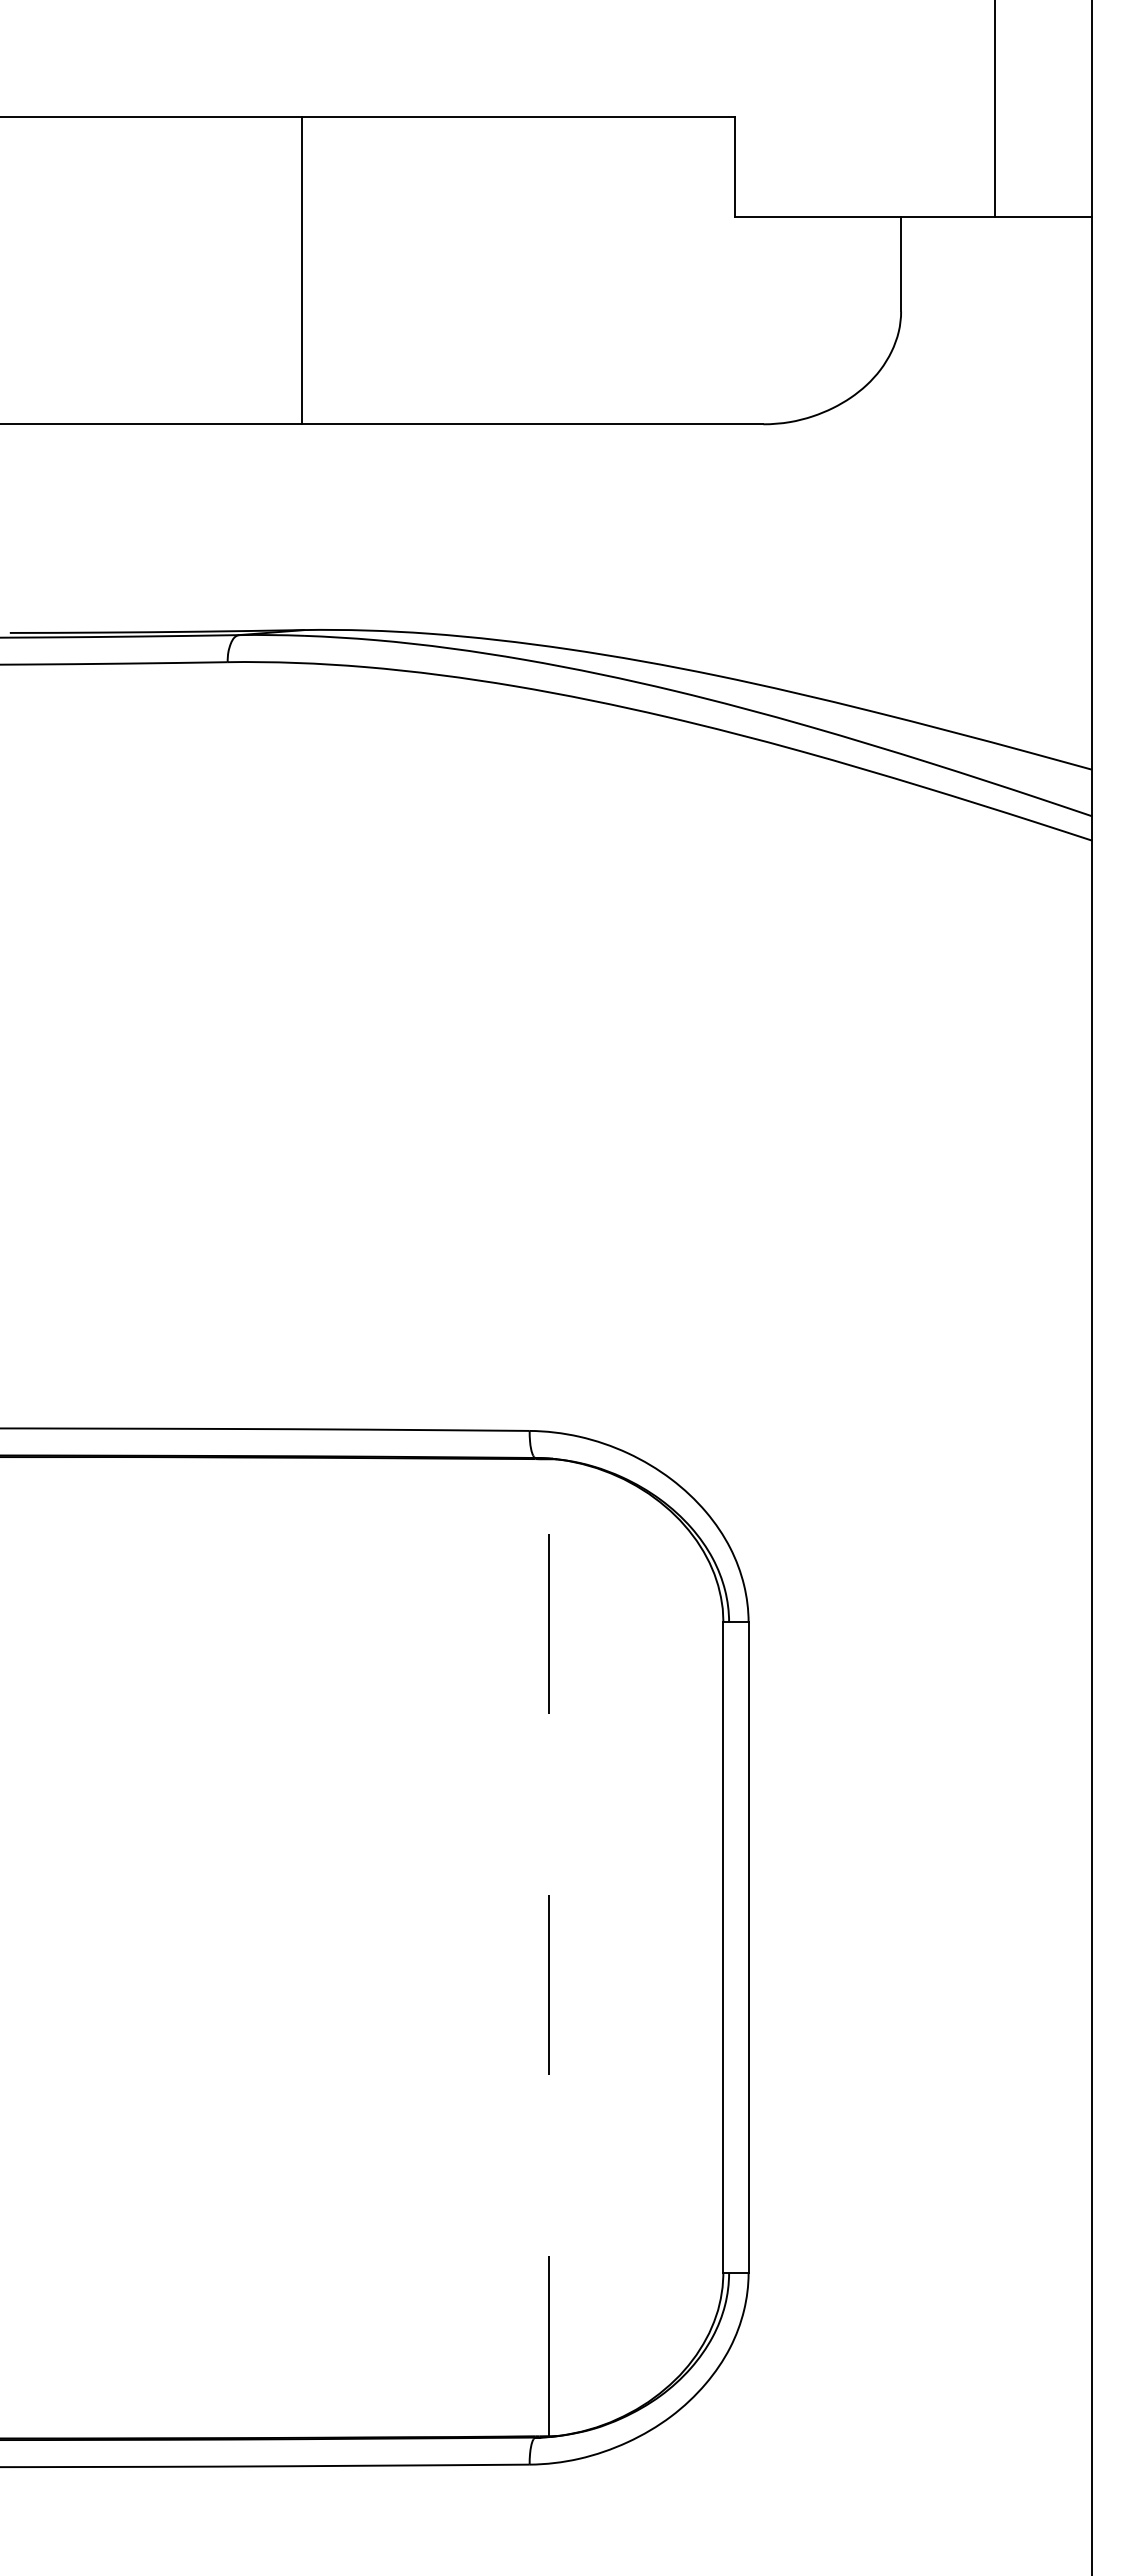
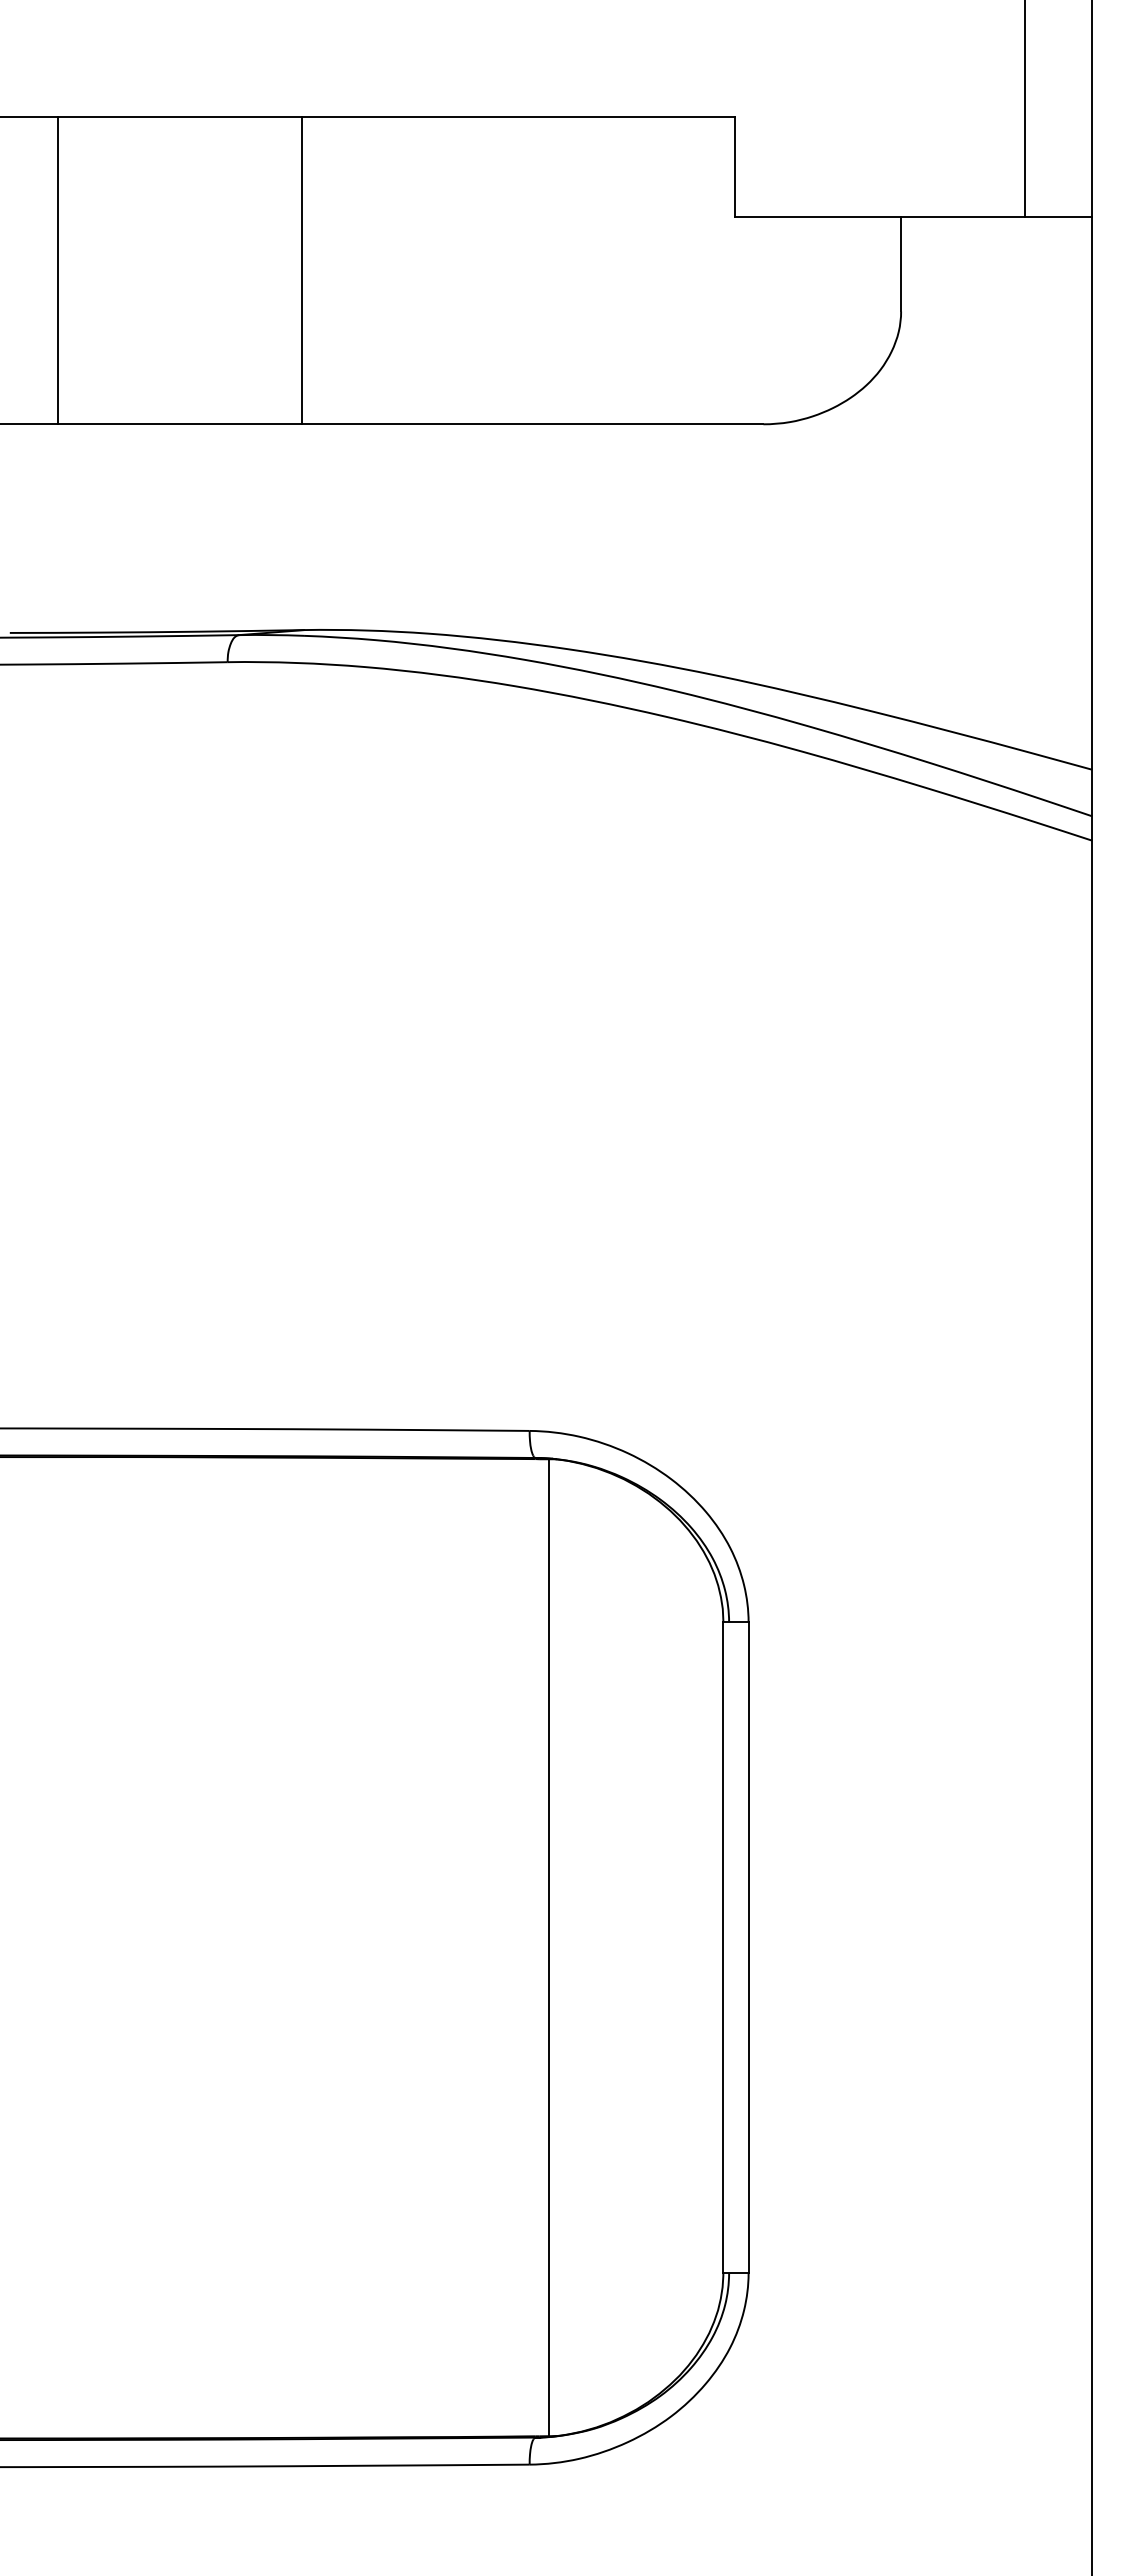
line position: (994, 109) -> (1024, 109) (1024, 109)
line: none -> present (57, 270)
line: dashed -> solid (548, 1947)
